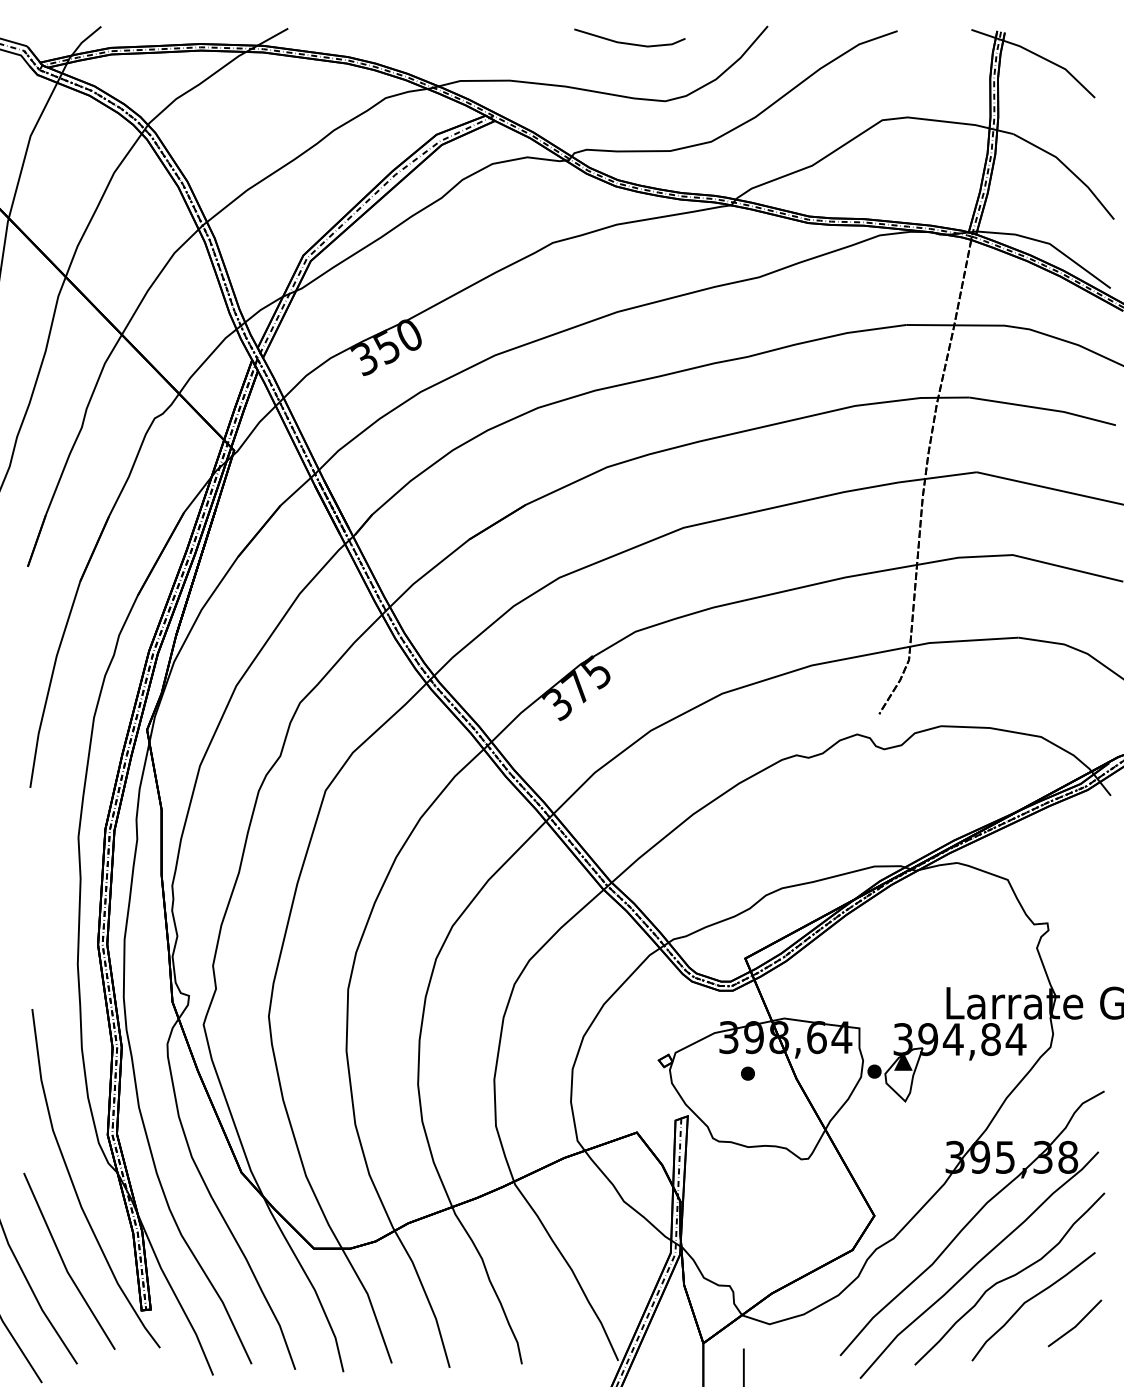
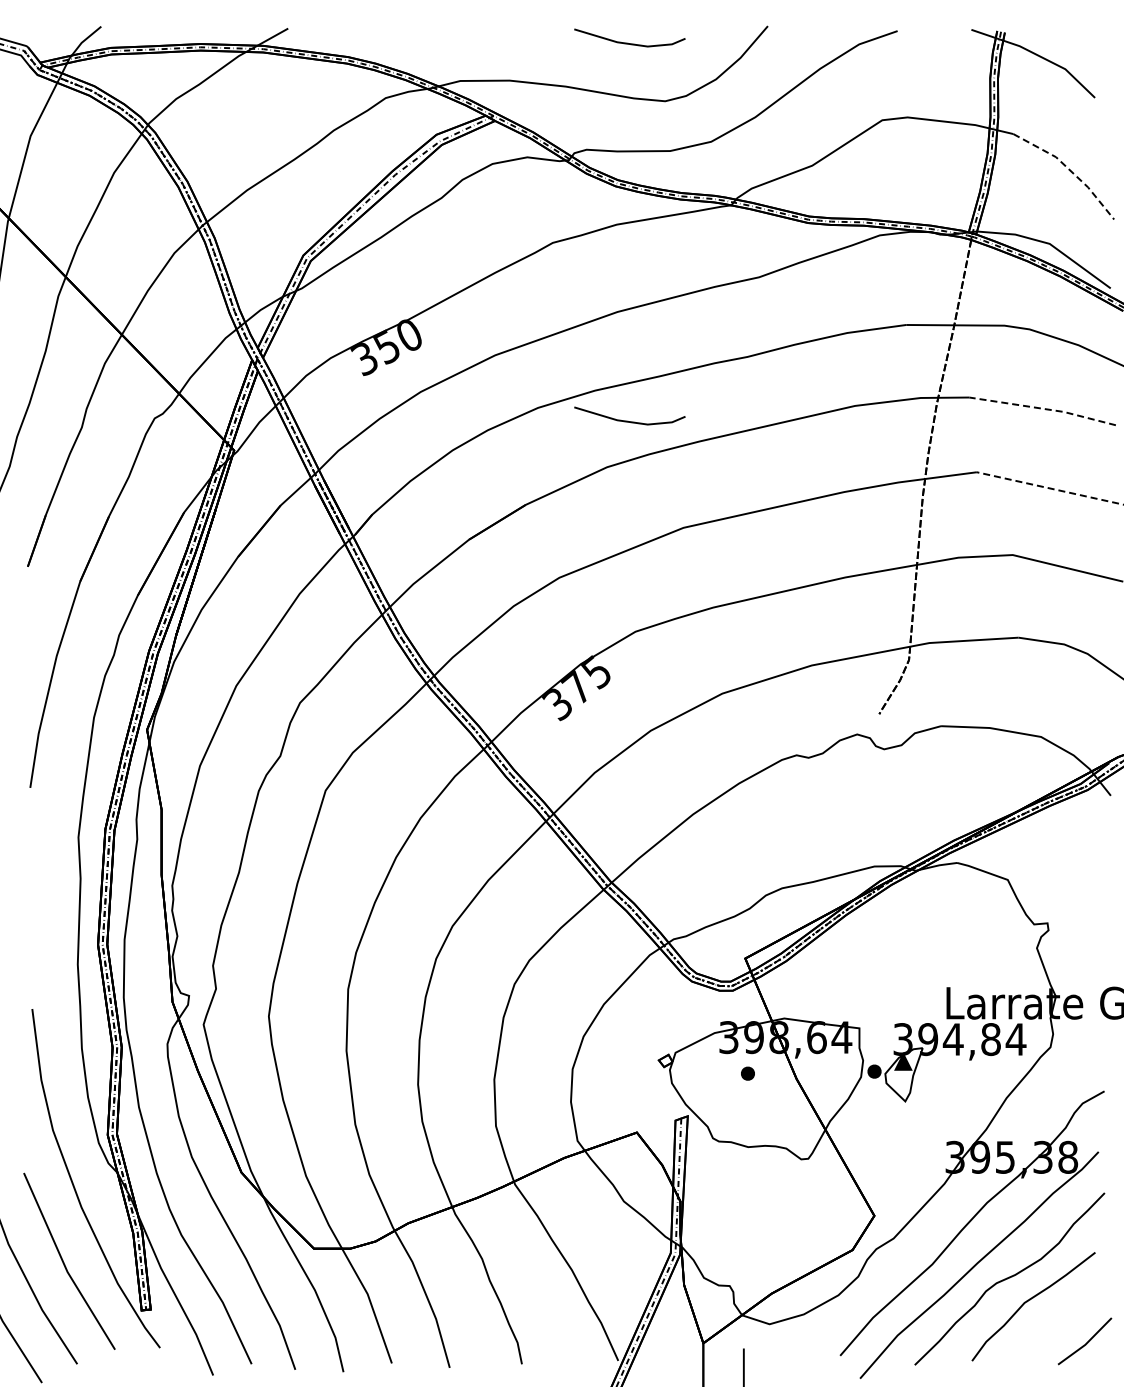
line: solid -> dashed (1069, 170)
line: solid -> dashed (1043, 408)
line: none -> present (627, 420)
line: solid -> dashed (1049, 488)
line position: (1076, 1324) -> (1086, 1342) (1086, 1342)
